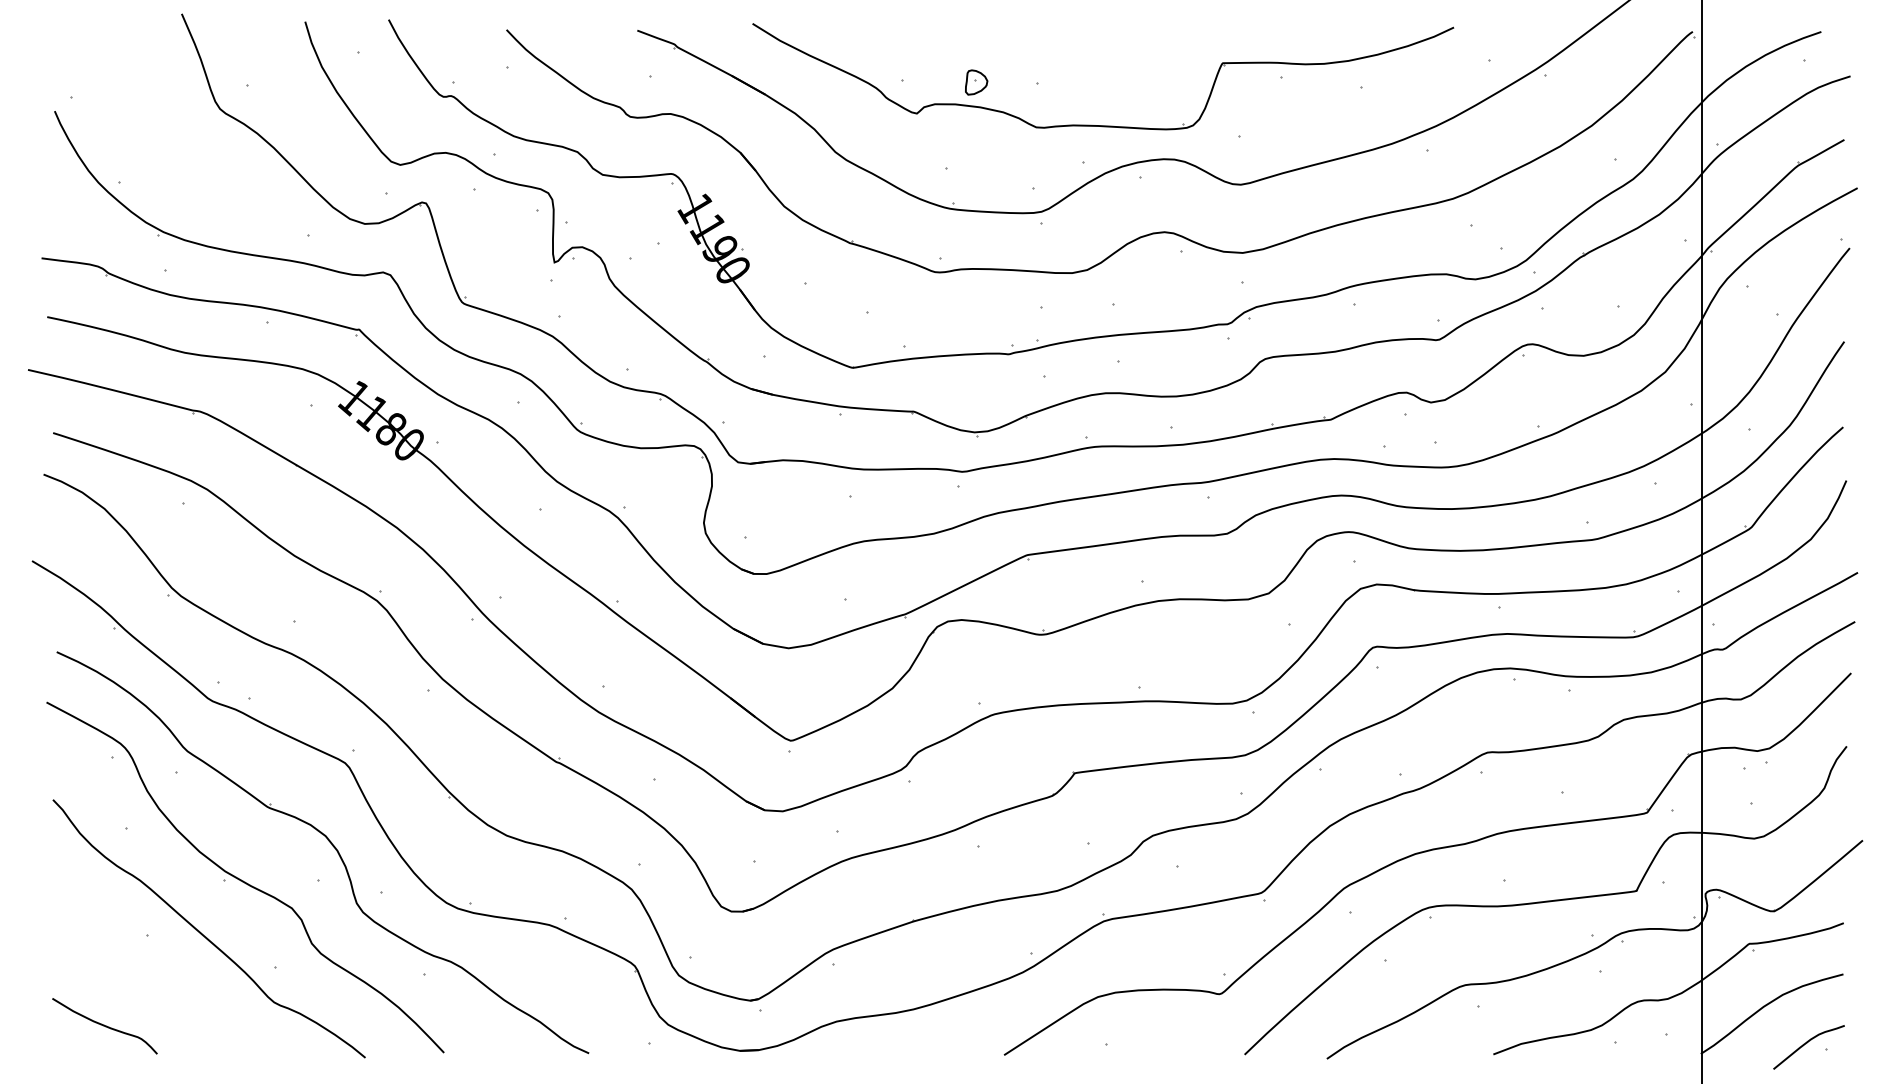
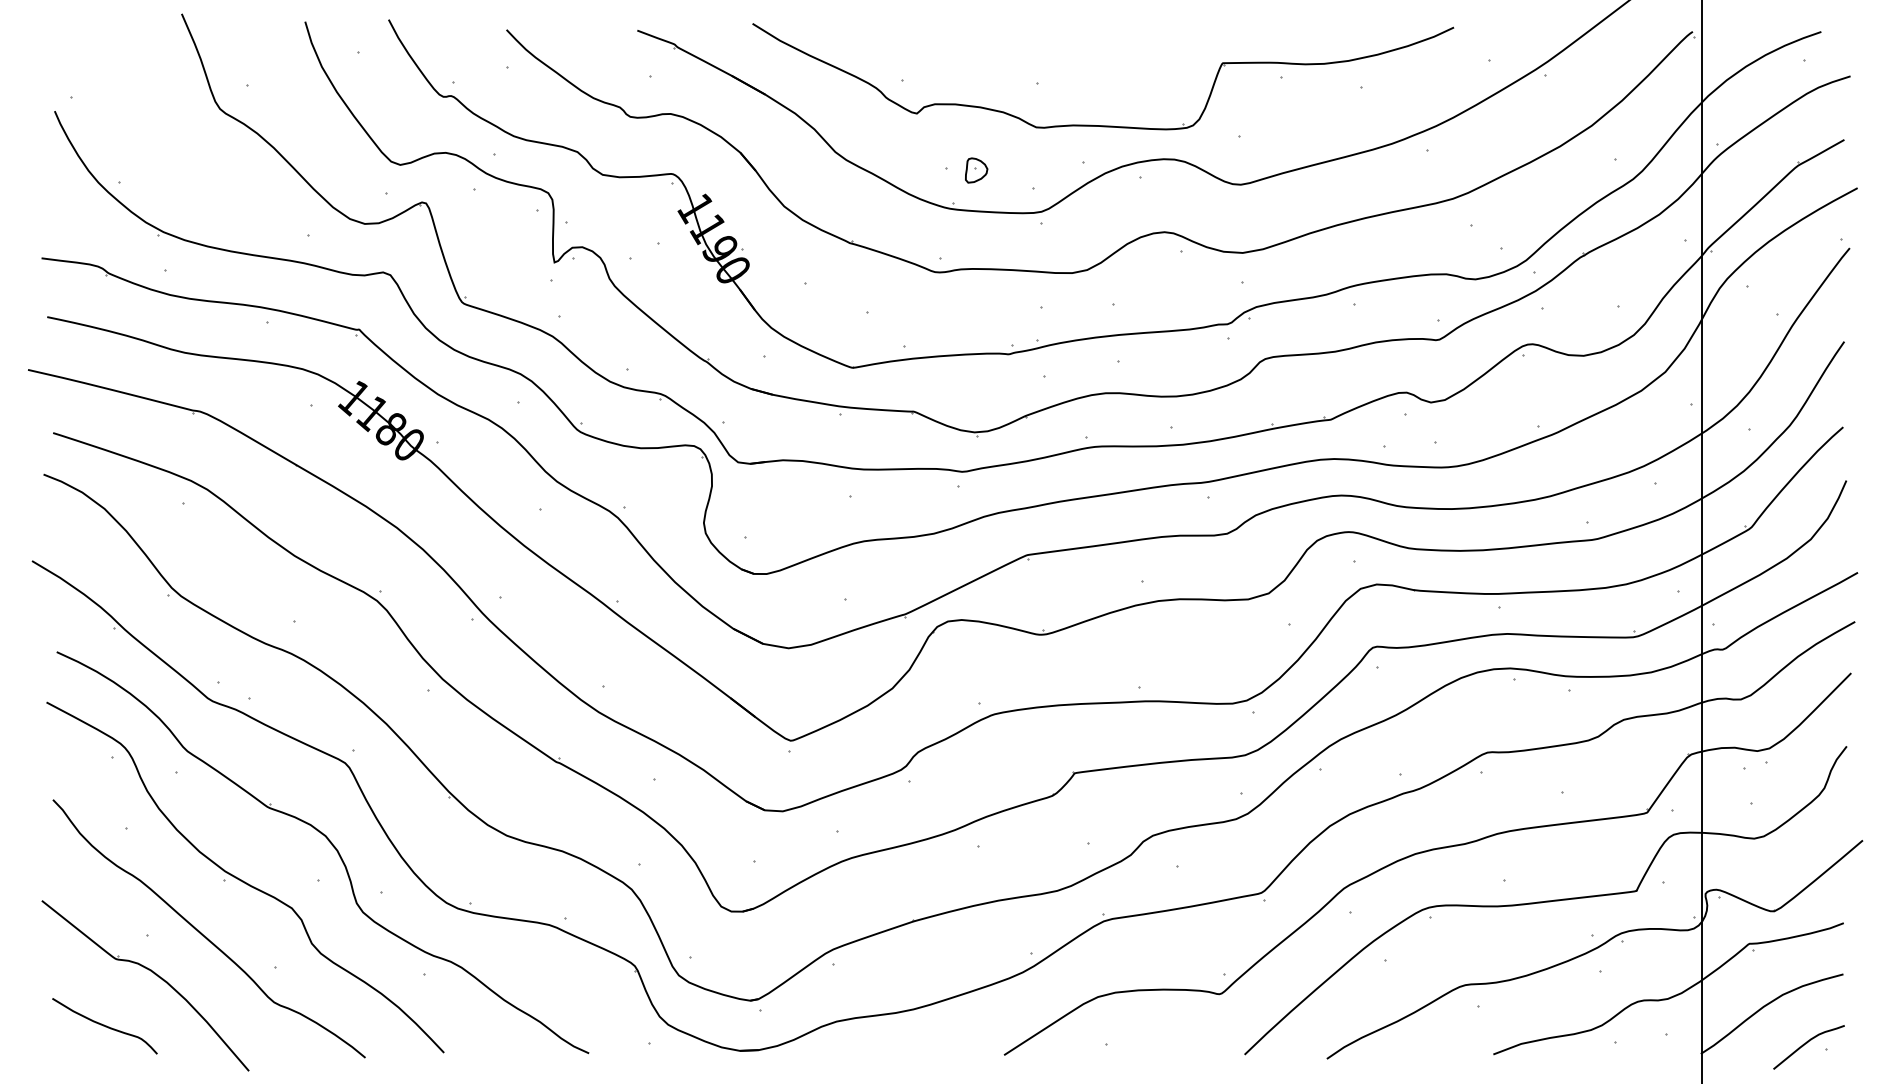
part position: (976, 82) -> (976, 170) (976, 170)
part: none -> present (155, 975)
